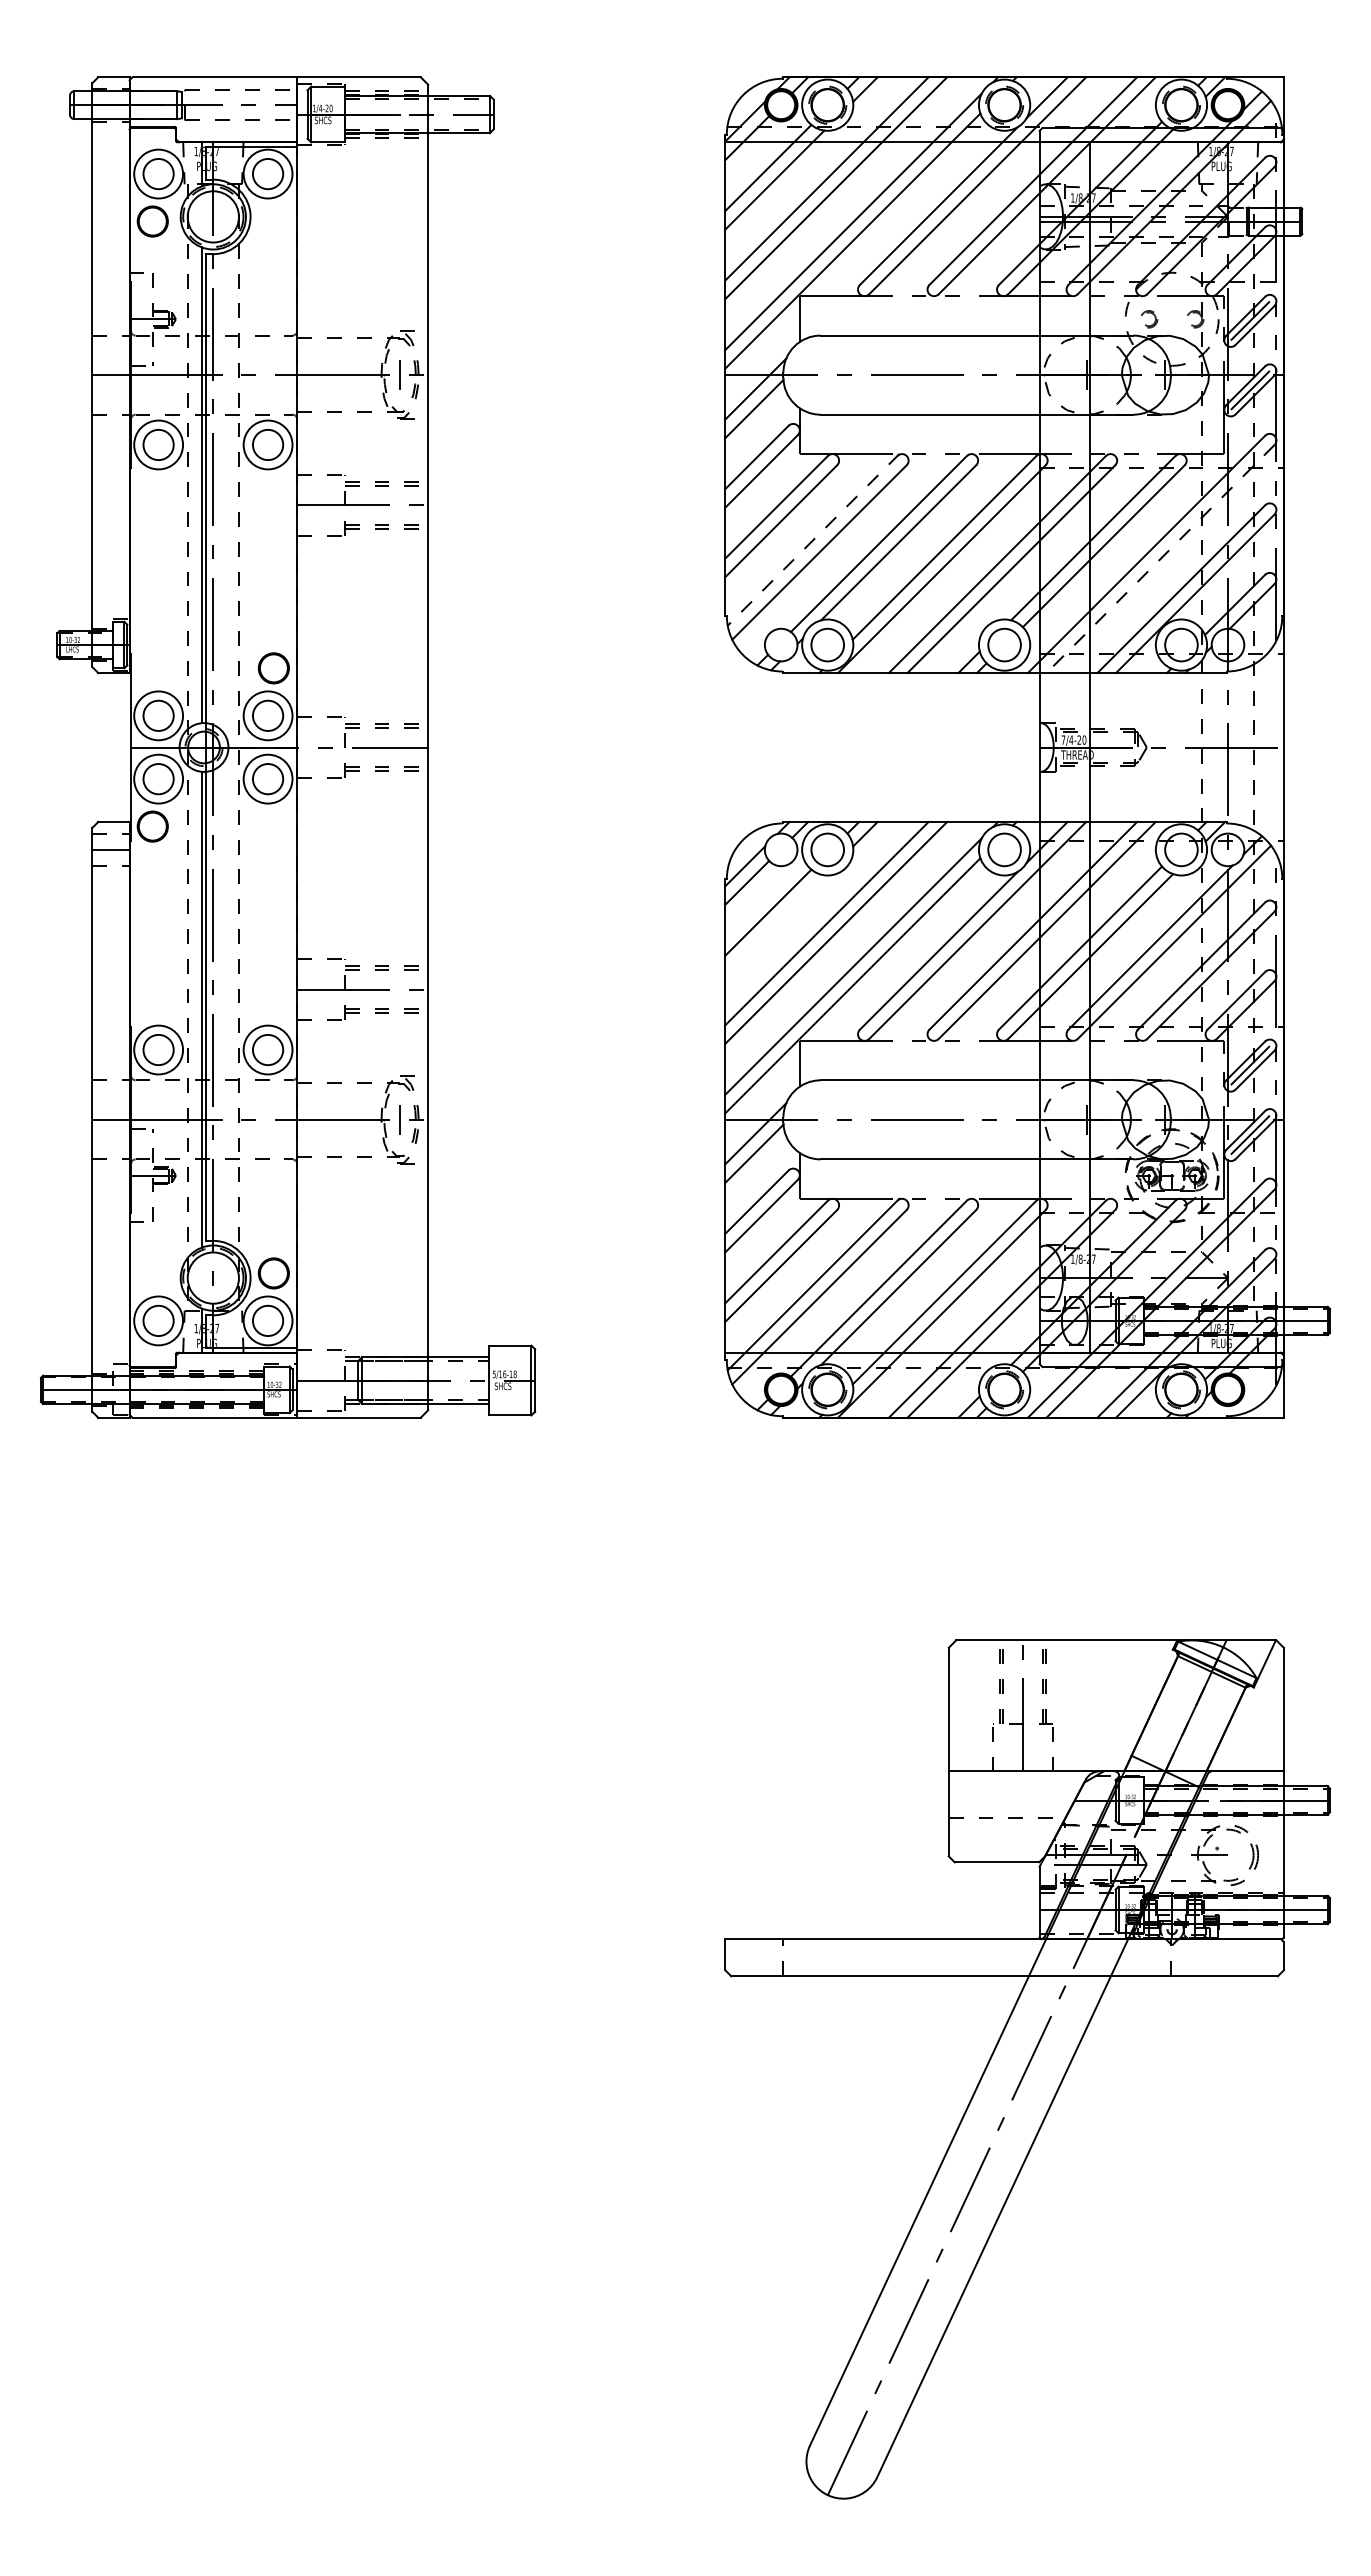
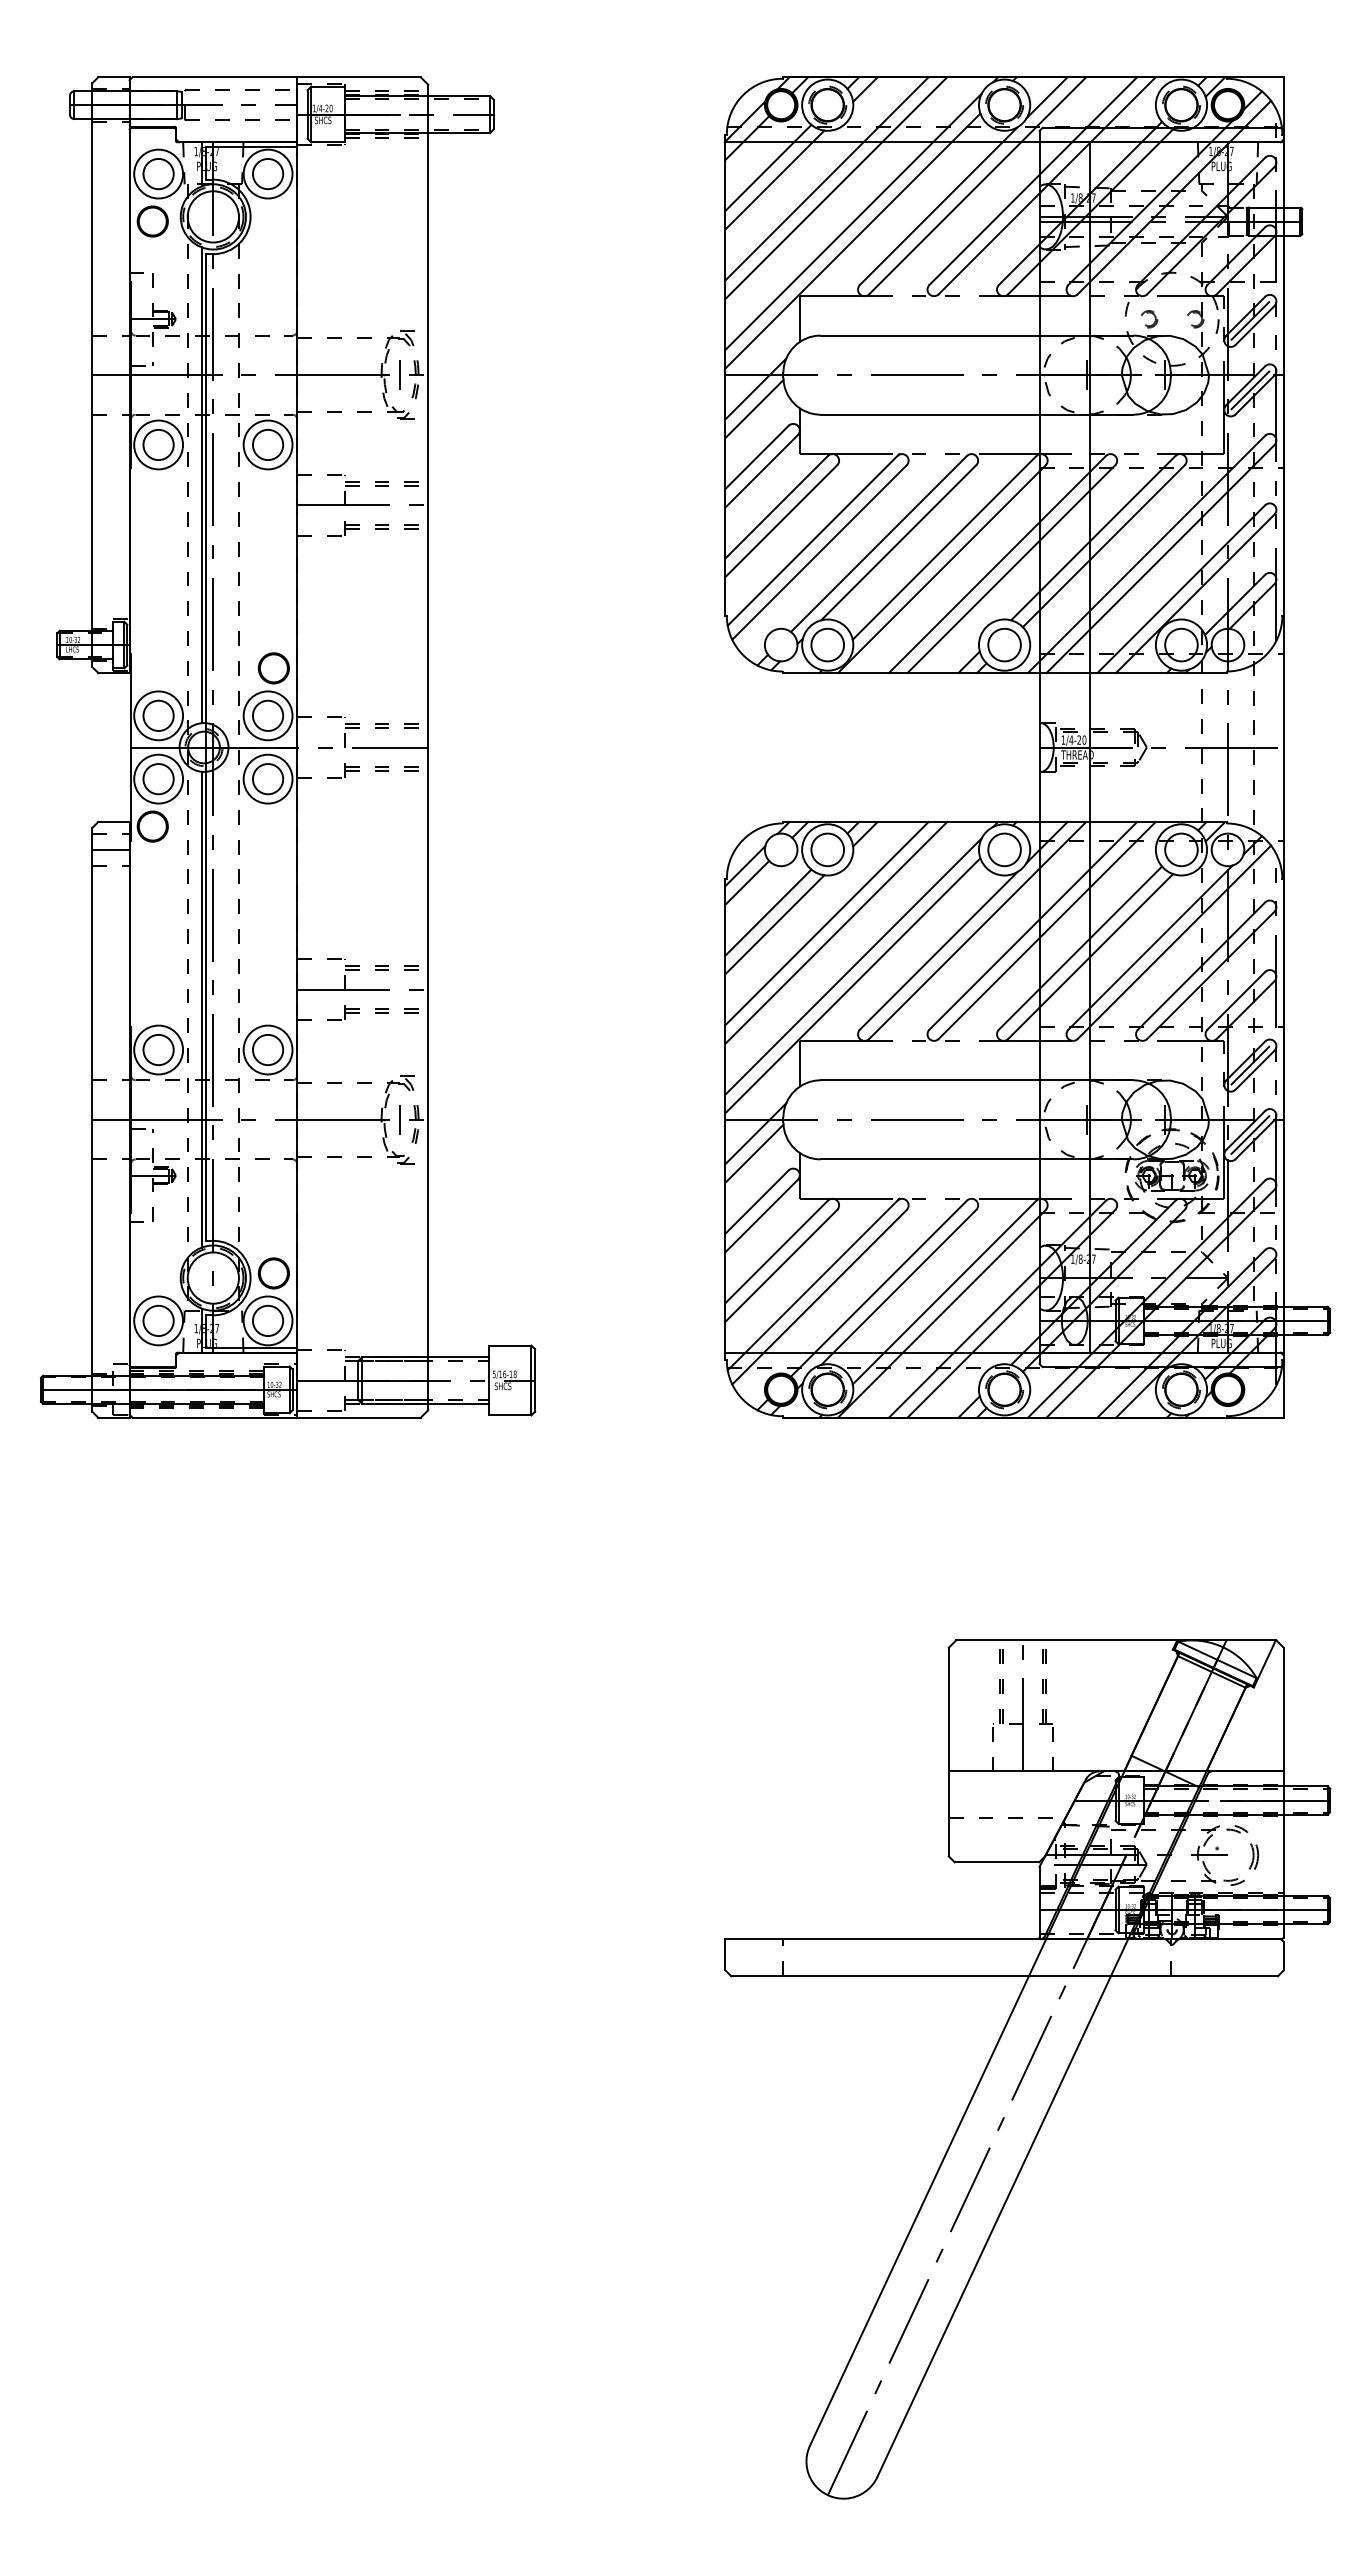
line: dashed -> solid (813, 540)
line: dashed -> solid (1160, 559)
text: 7/4-20 -> 1/4-20 (1063, 739)
line: none -> present (774, 924)
